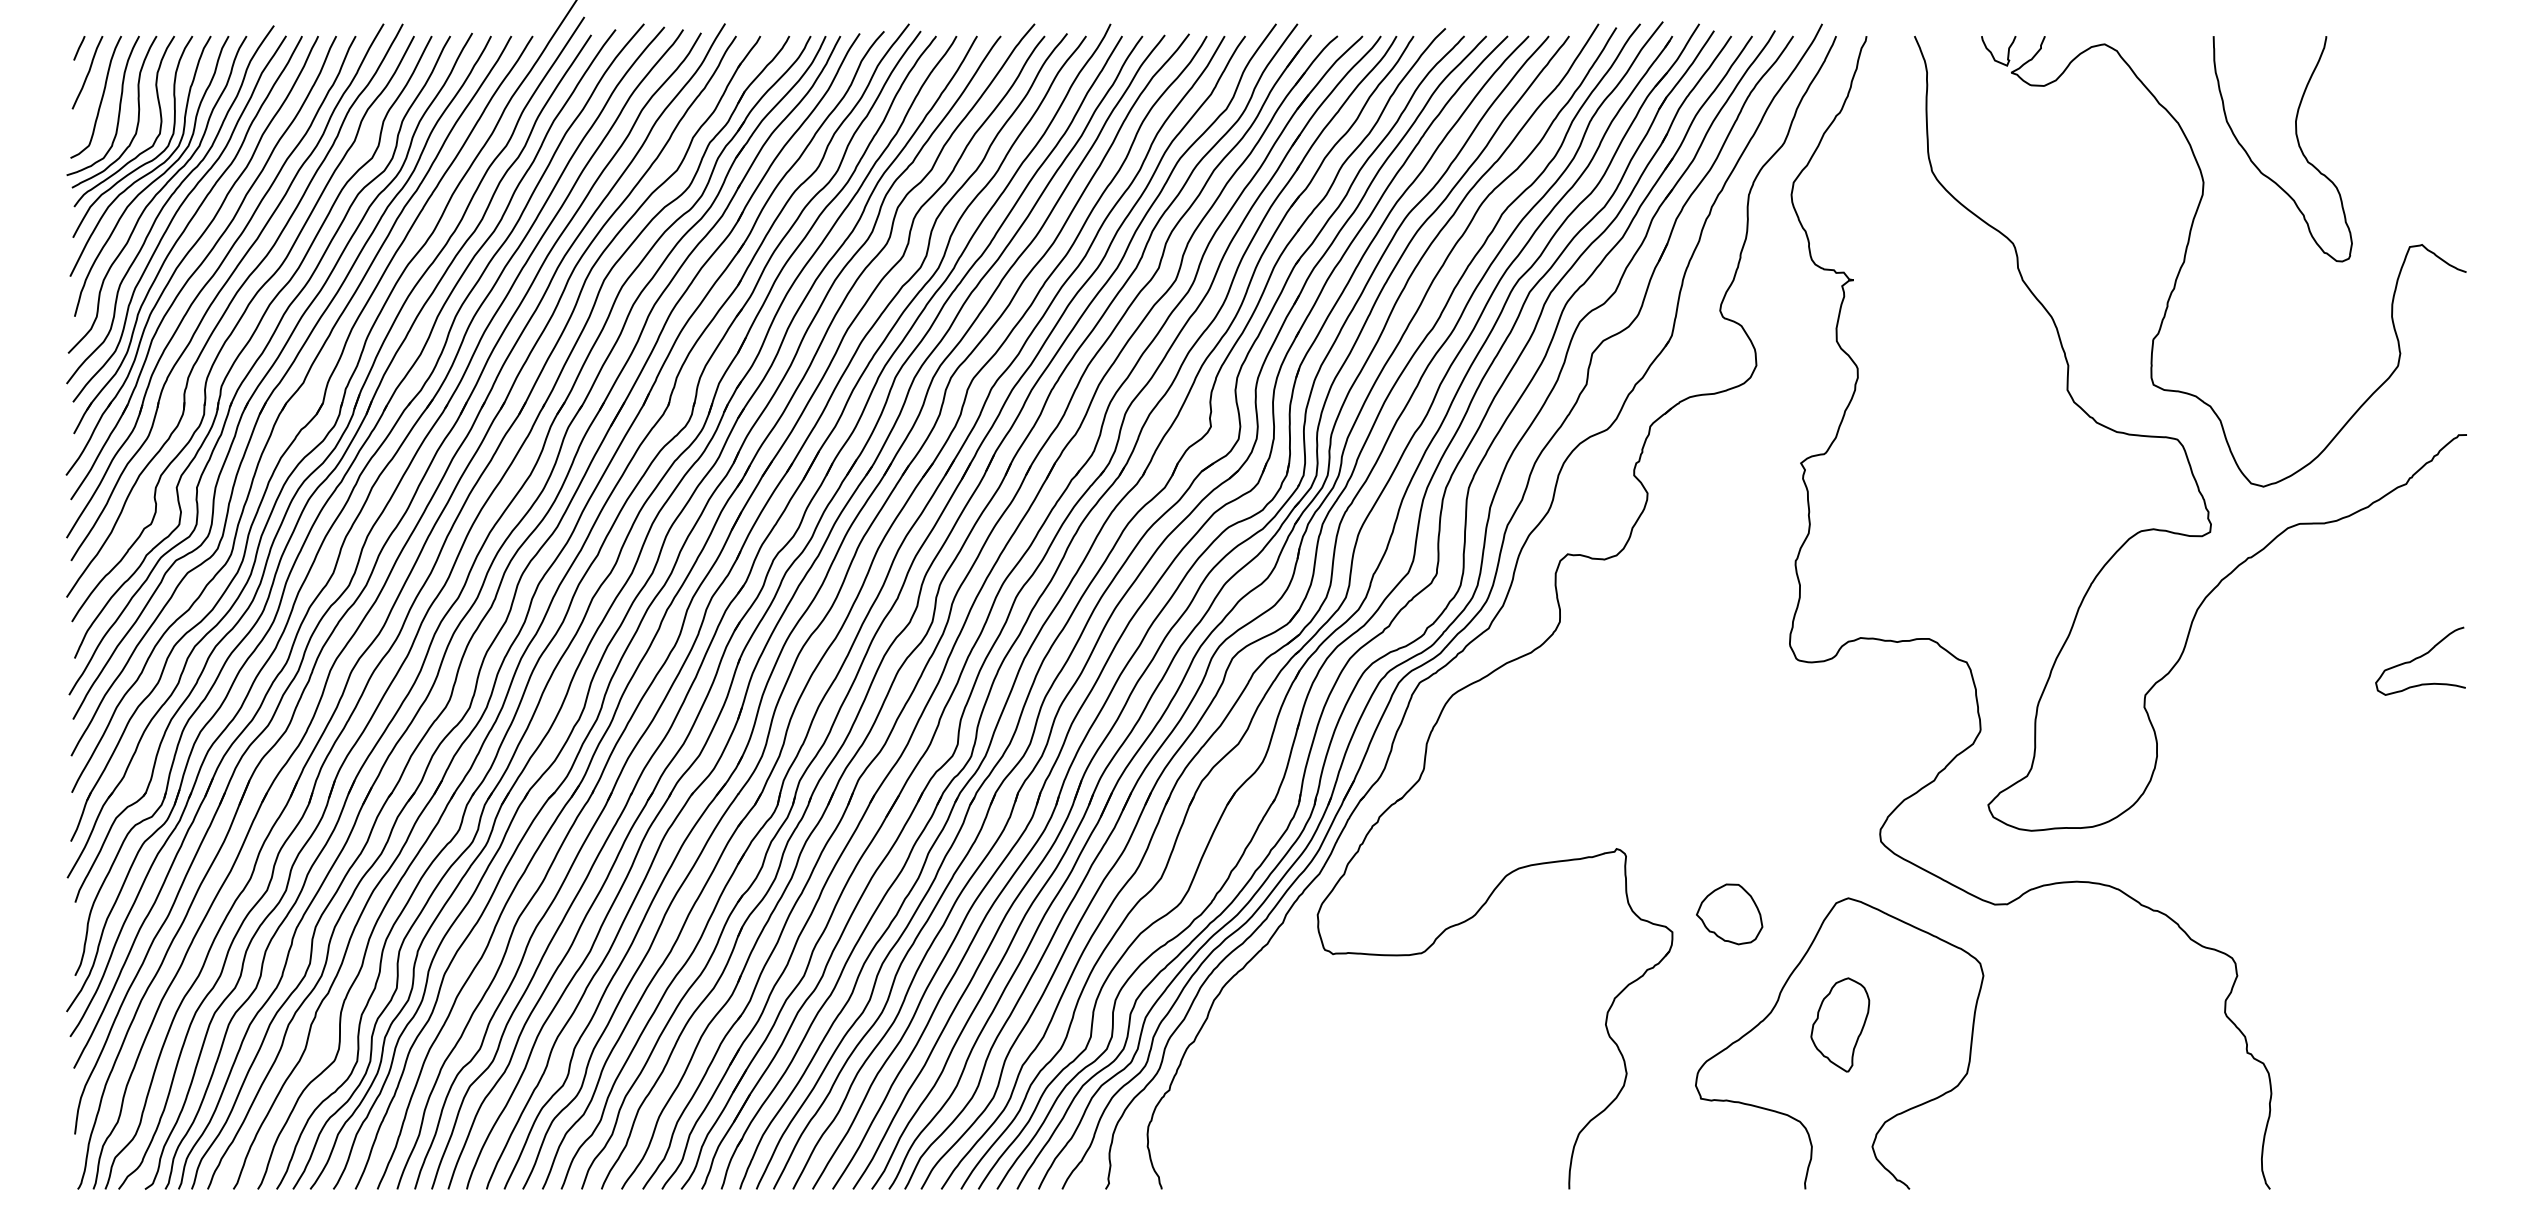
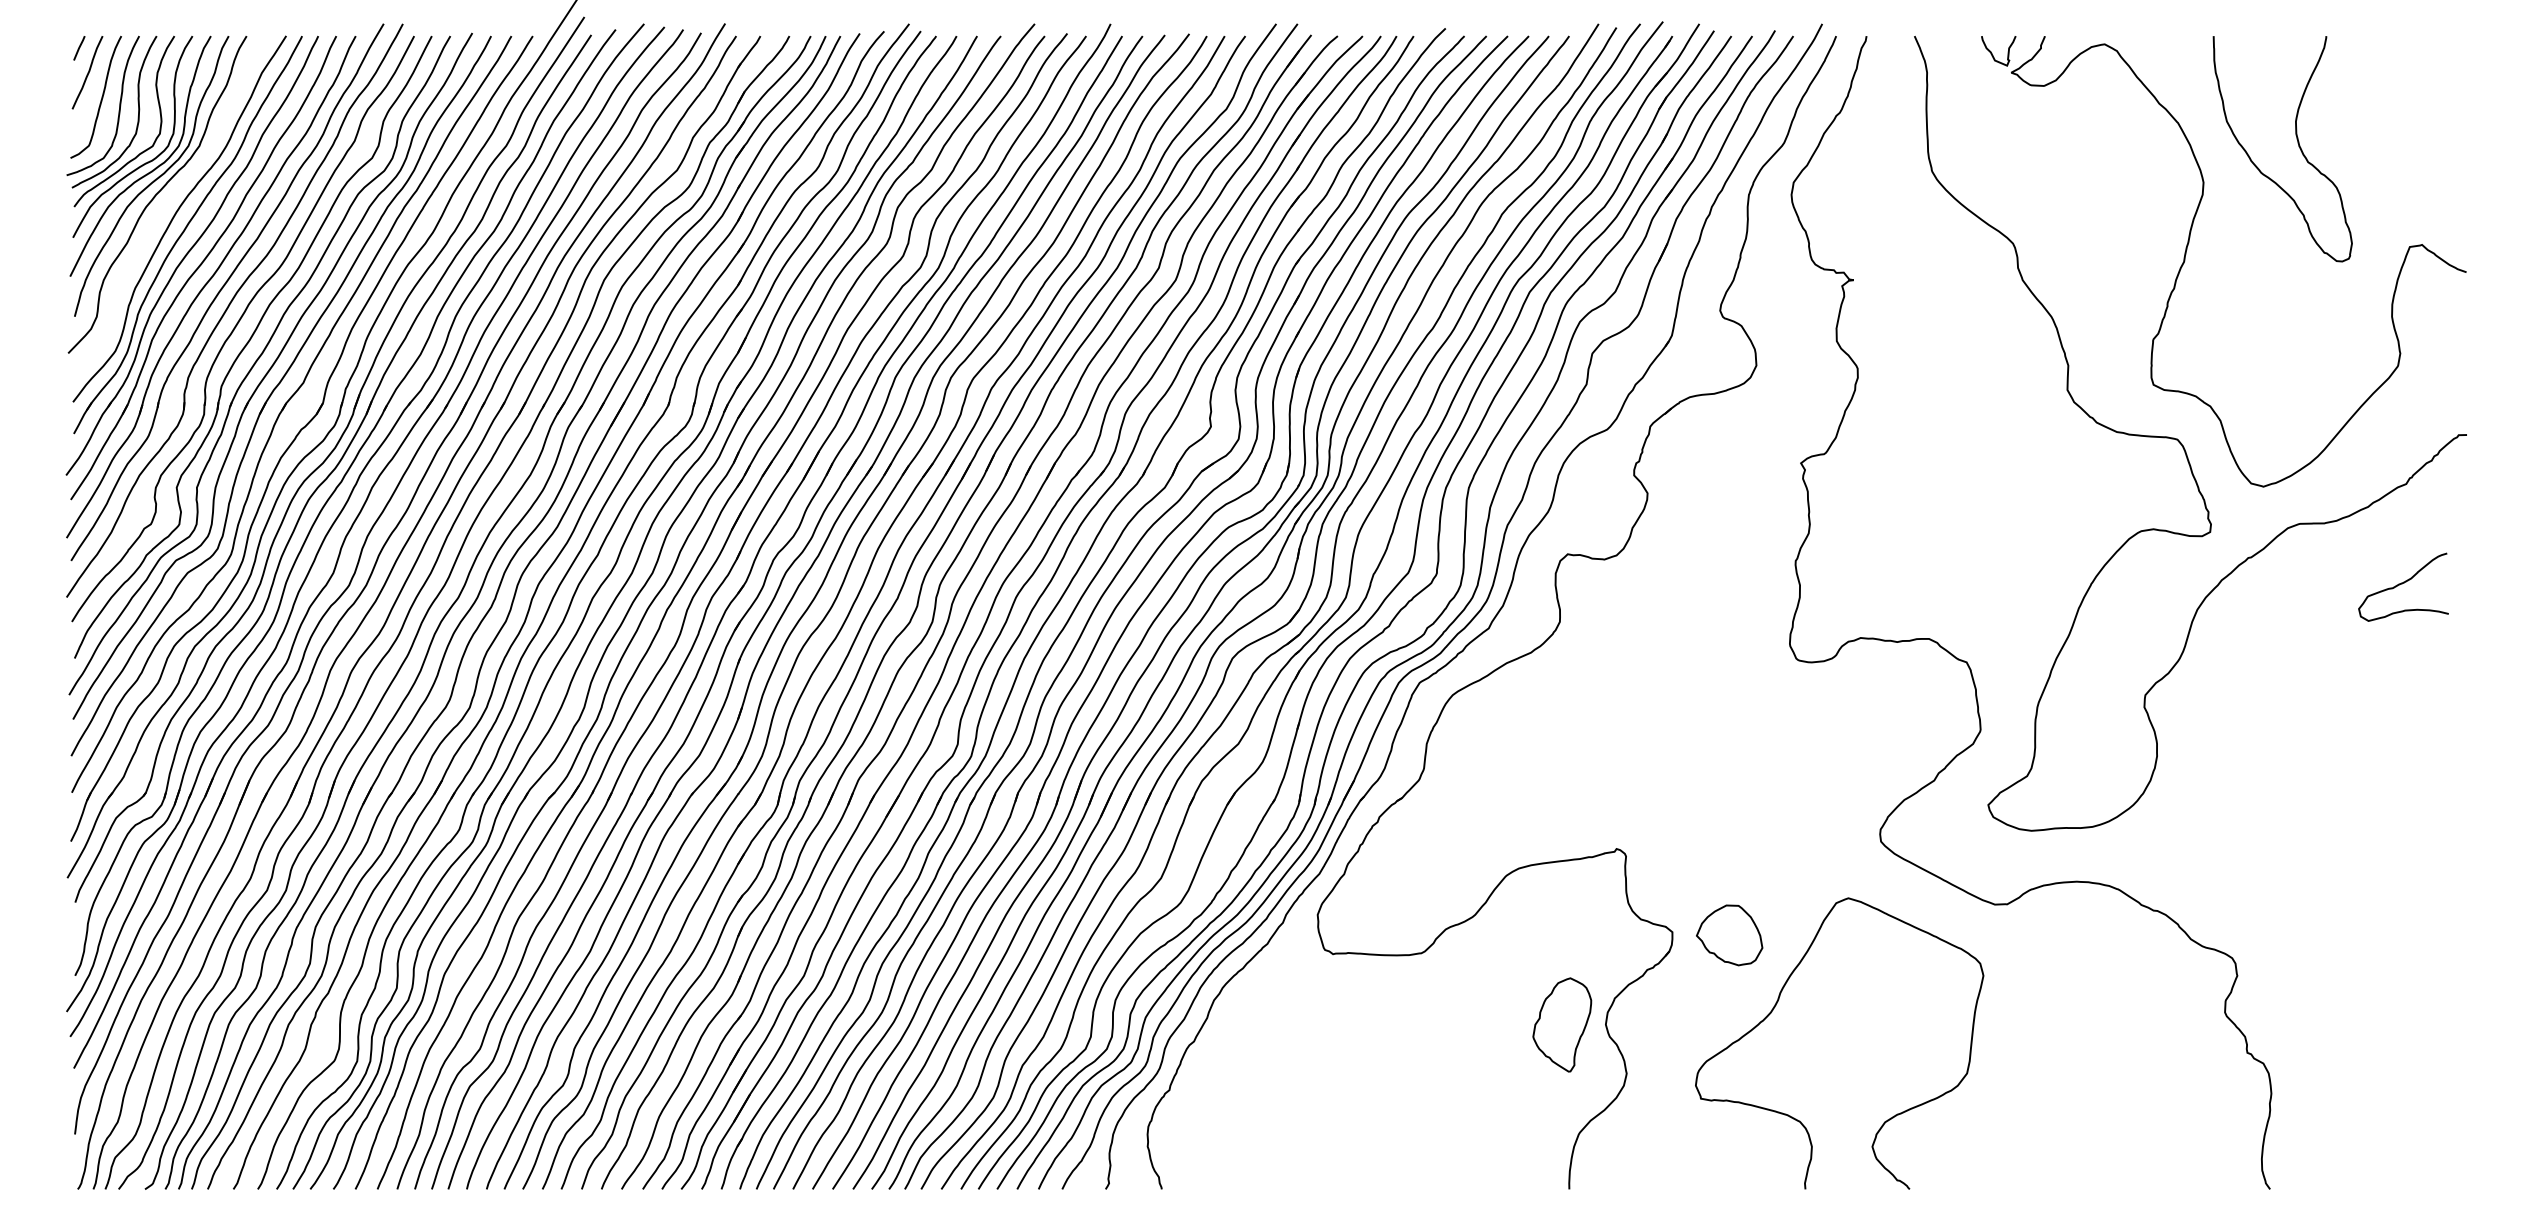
curve: present -> none (168, 201)
curve position: (2419, 658) -> (2402, 584) (2402, 584)
part position: (1729, 914) -> (1729, 935) (1729, 935)
part position: (1840, 1024) -> (1562, 1024) (1562, 1024)
